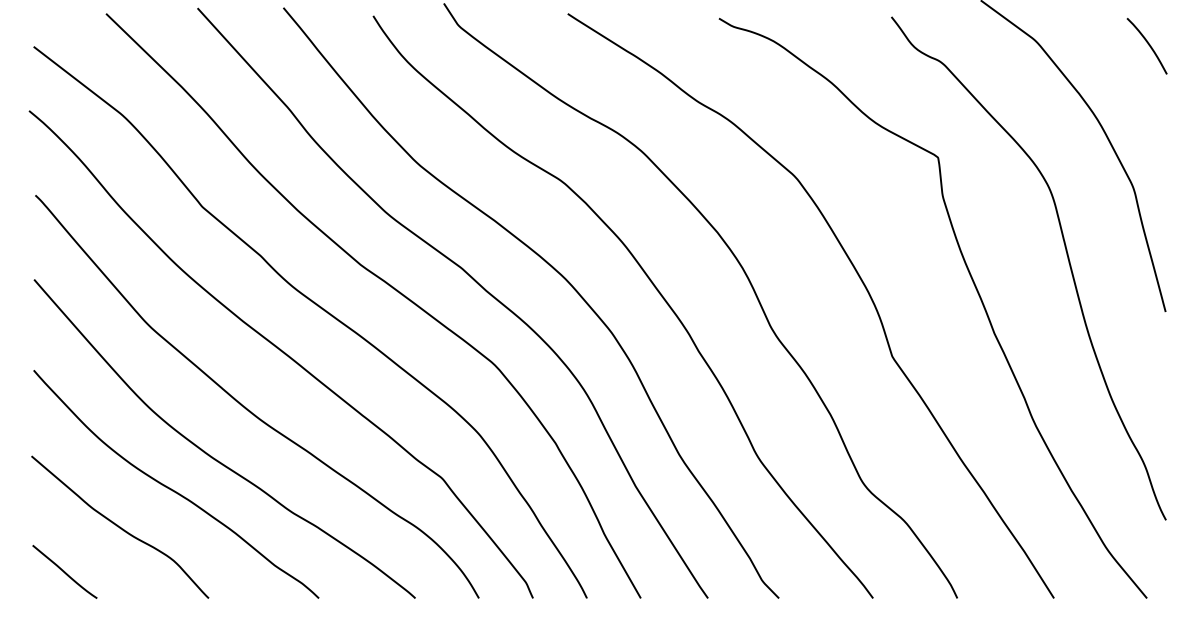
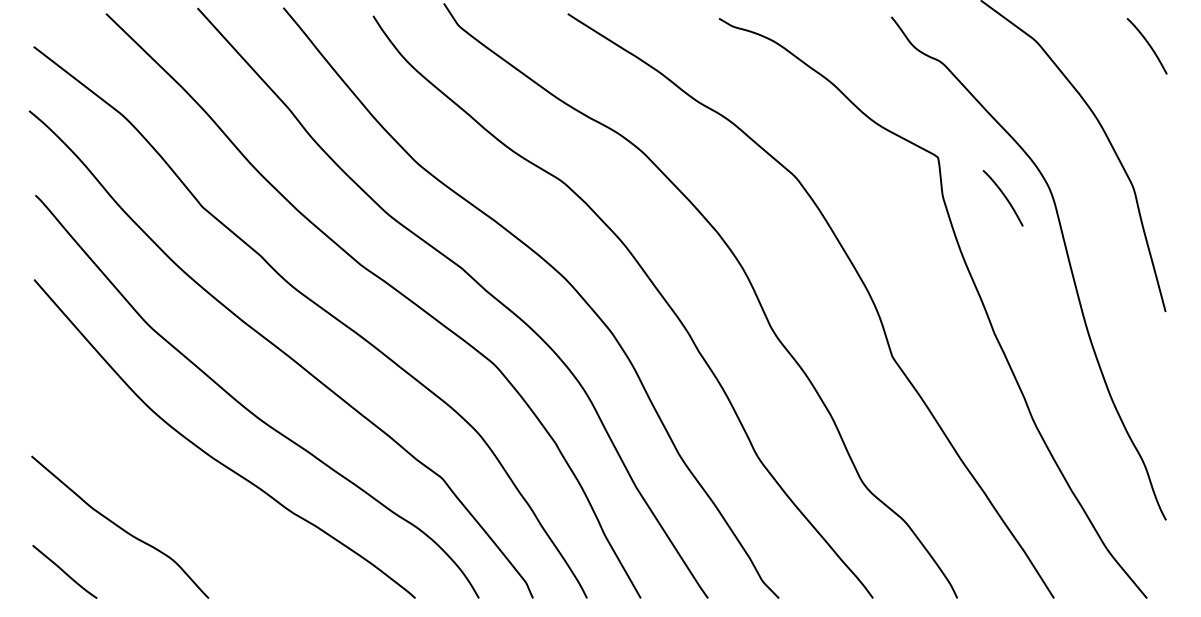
curve: none -> present (1004, 197)
curve: present -> none (173, 489)
